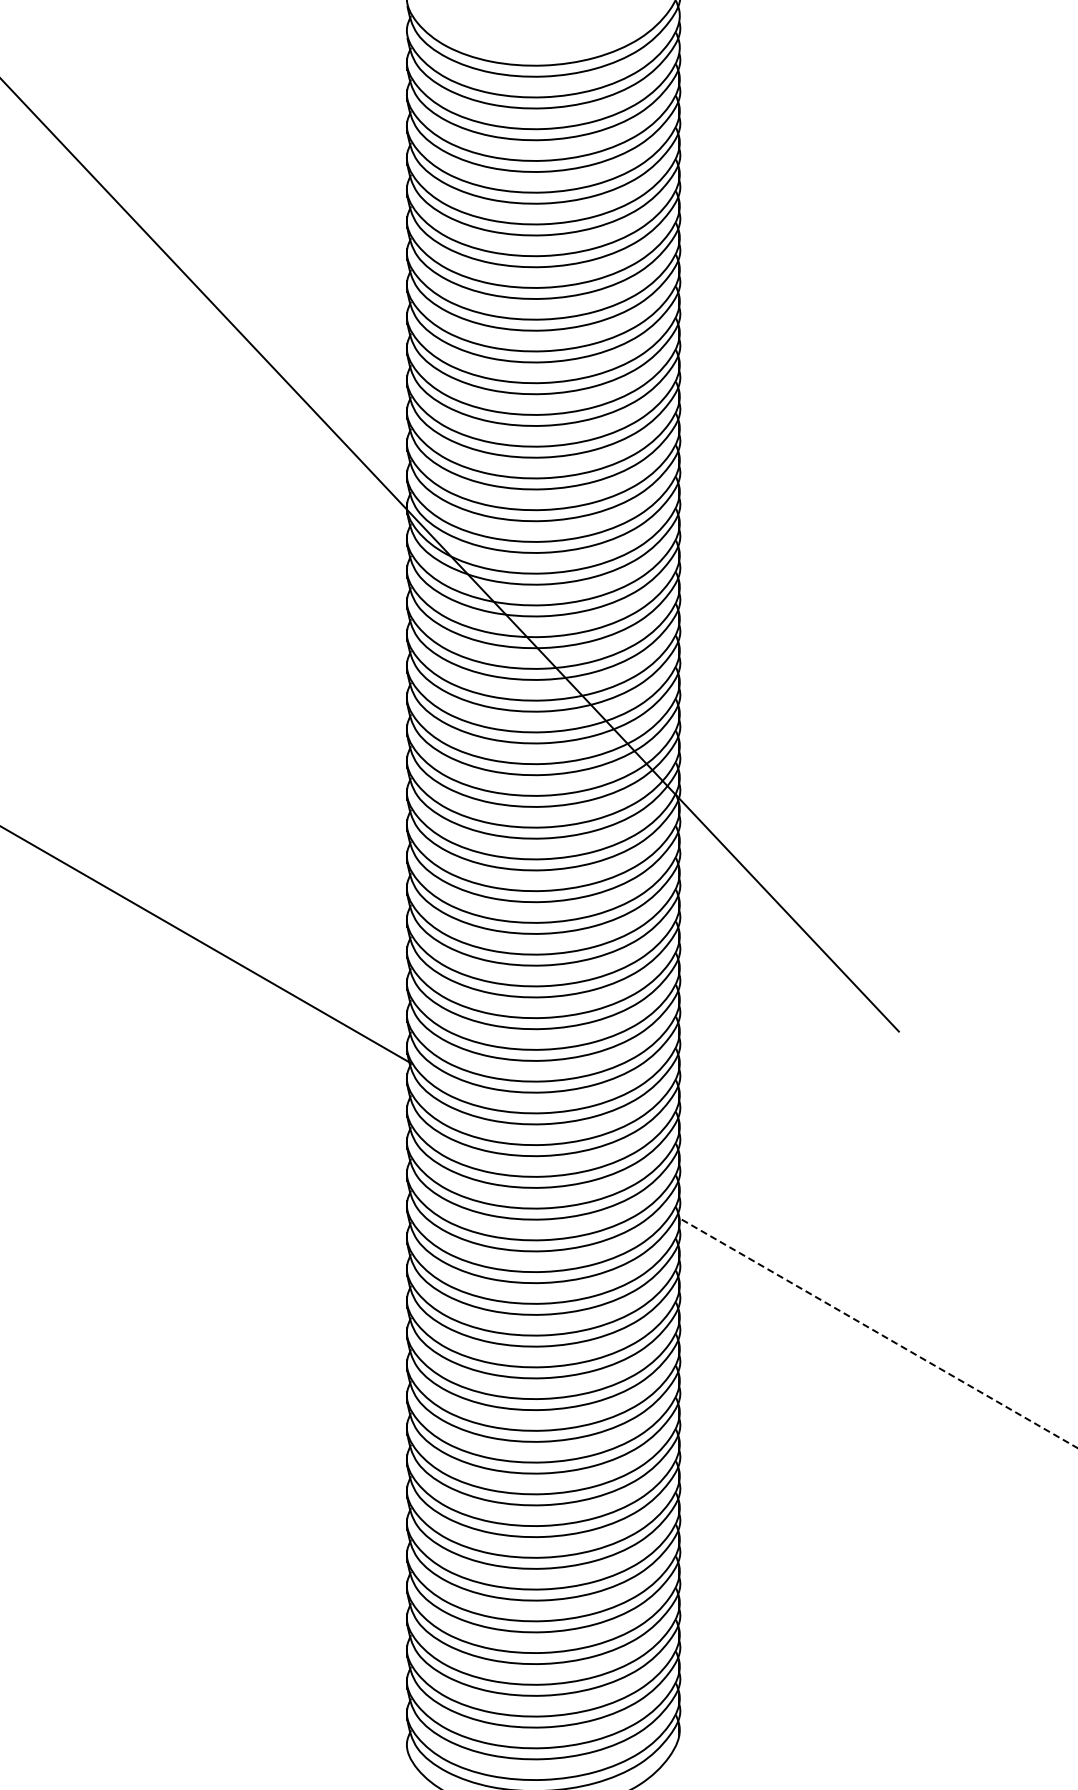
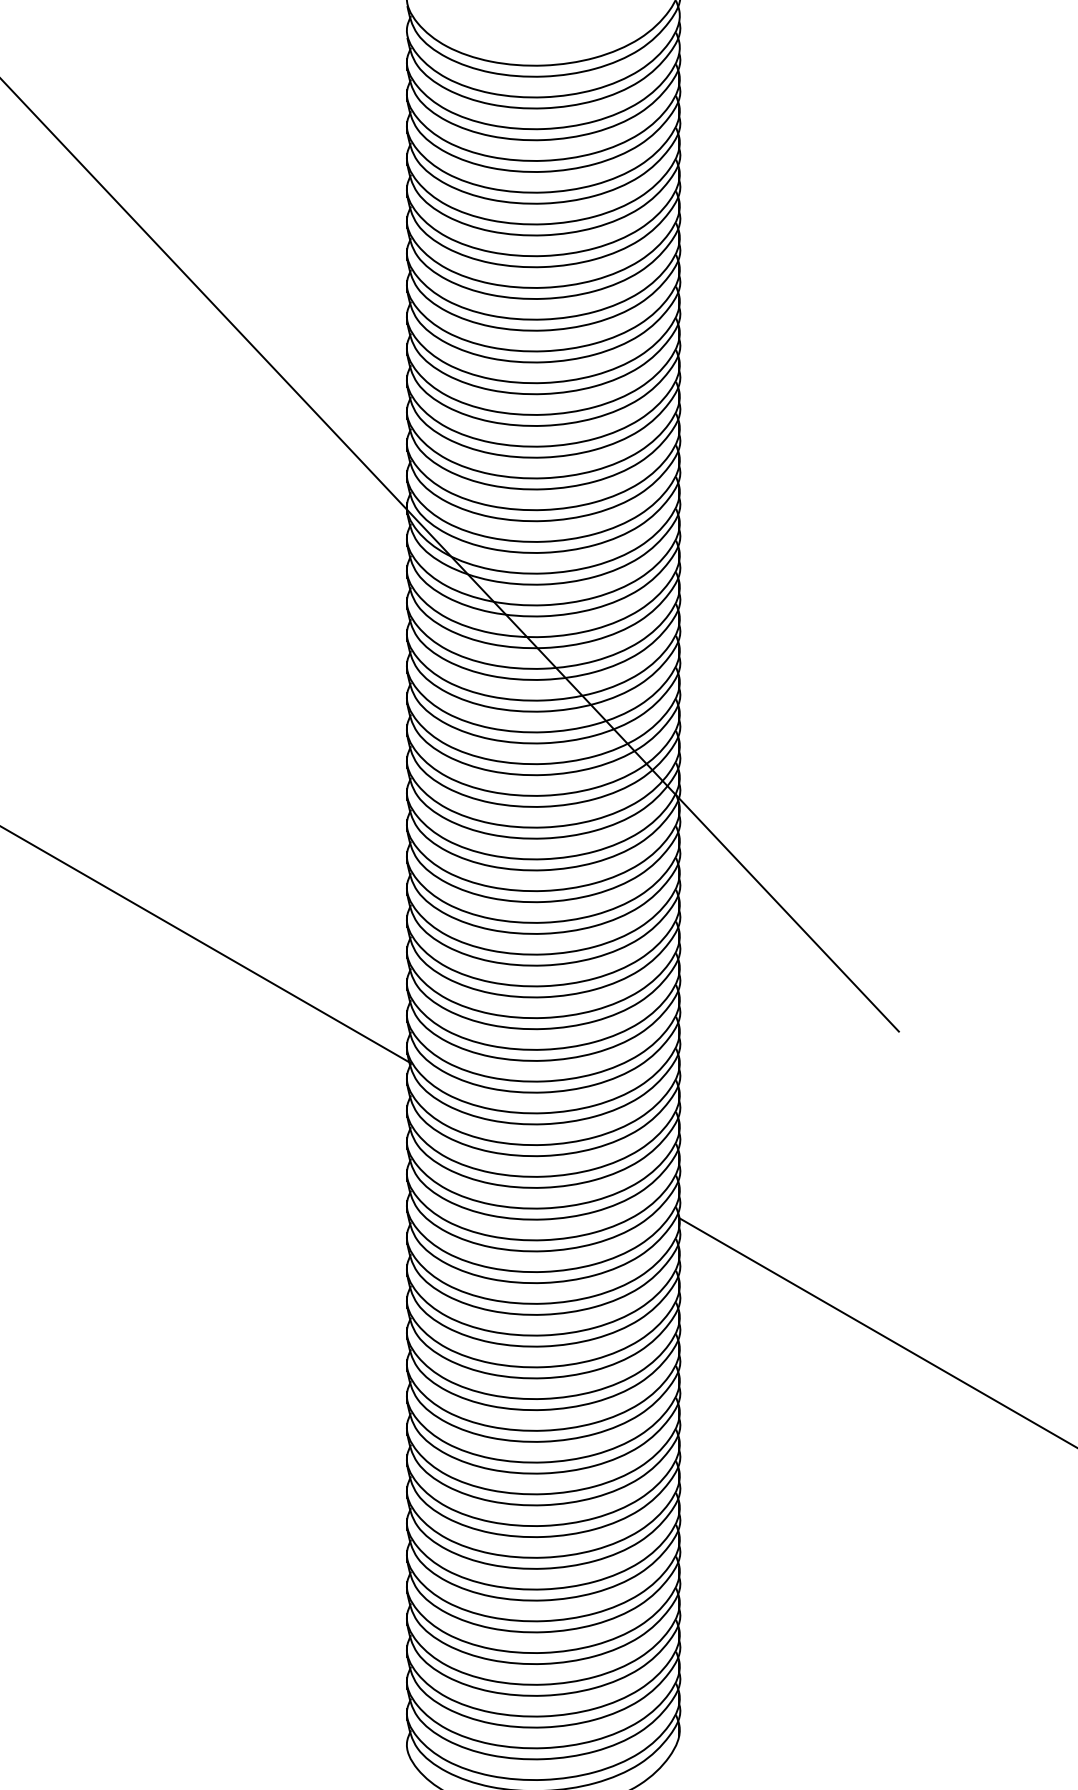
line: dashed -> solid (878, 1333)
